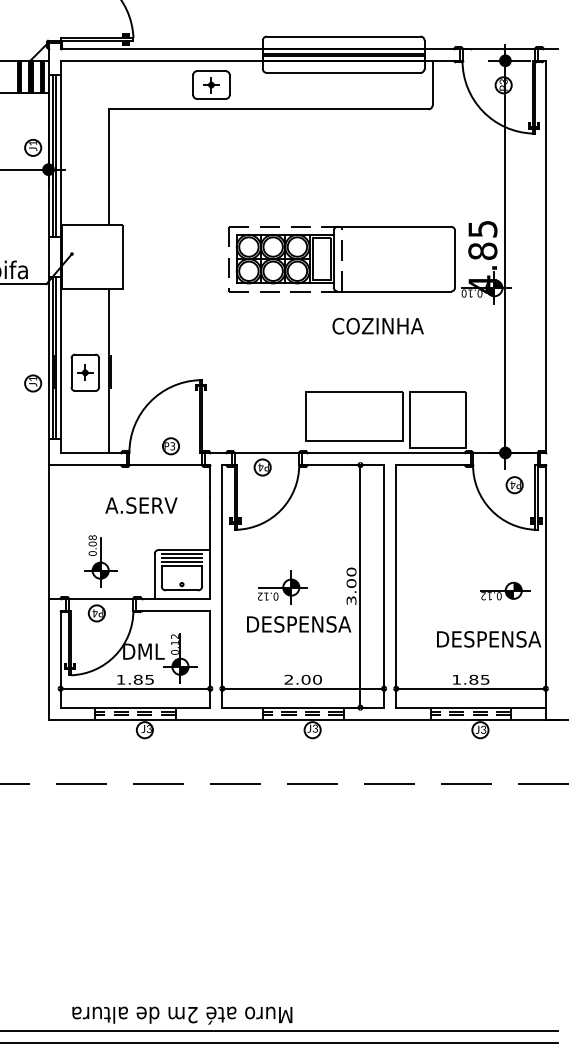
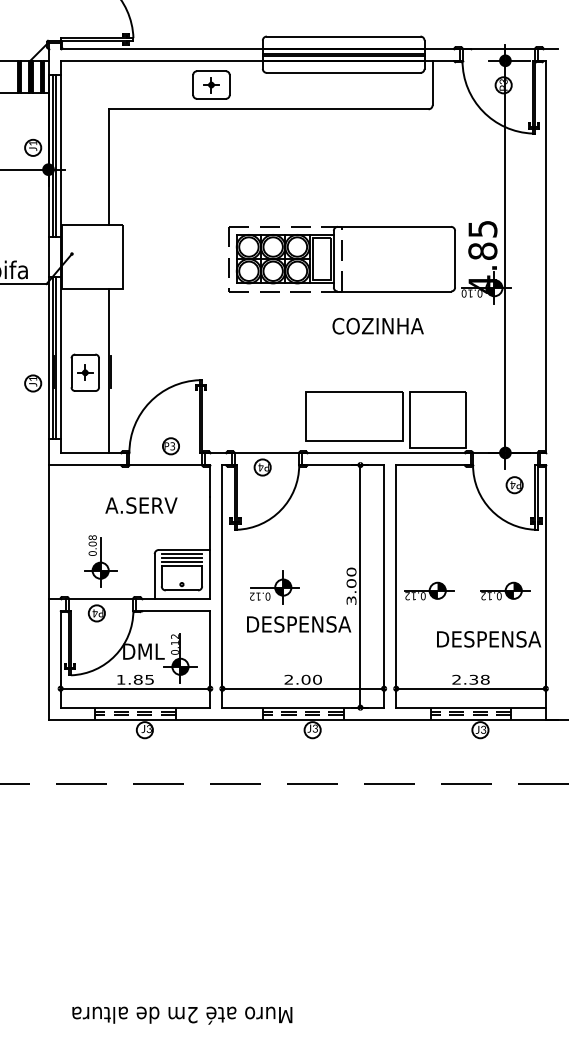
part position: (282, 587) -> (274, 587) (274, 587)
part: none -> present (429, 590)
text: 1.85 -> 2.38 (470, 679)
line: present -> none (279, 1031)
line: present -> none (279, 1043)
